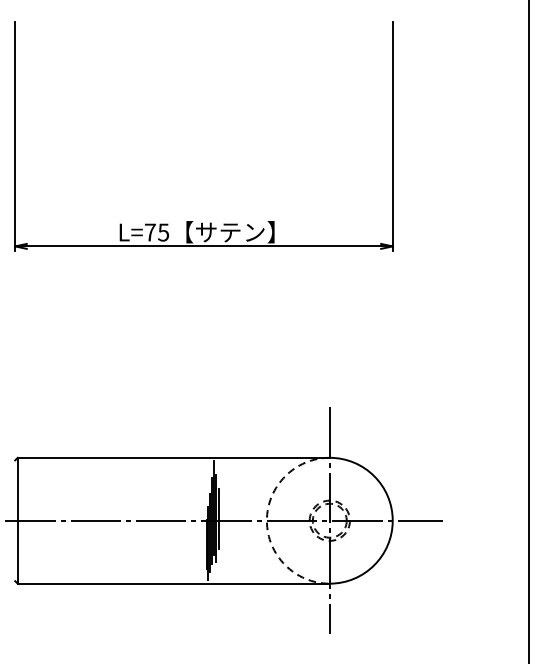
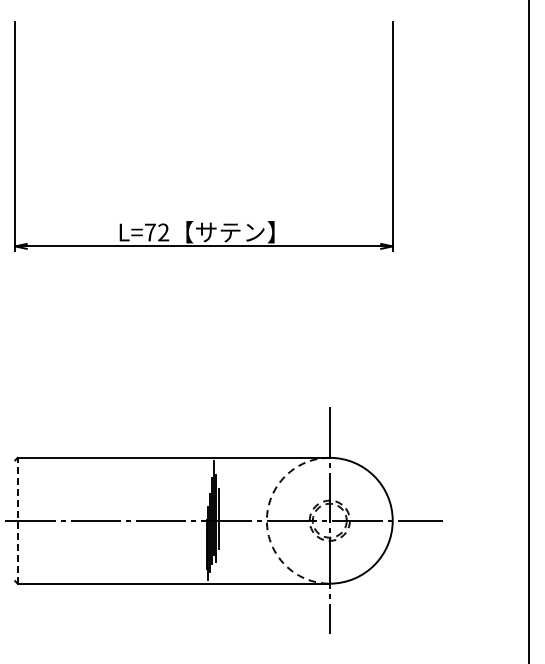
text: L=75 -> L=72 (163, 232)
line: solid -> dashed (17, 520)
